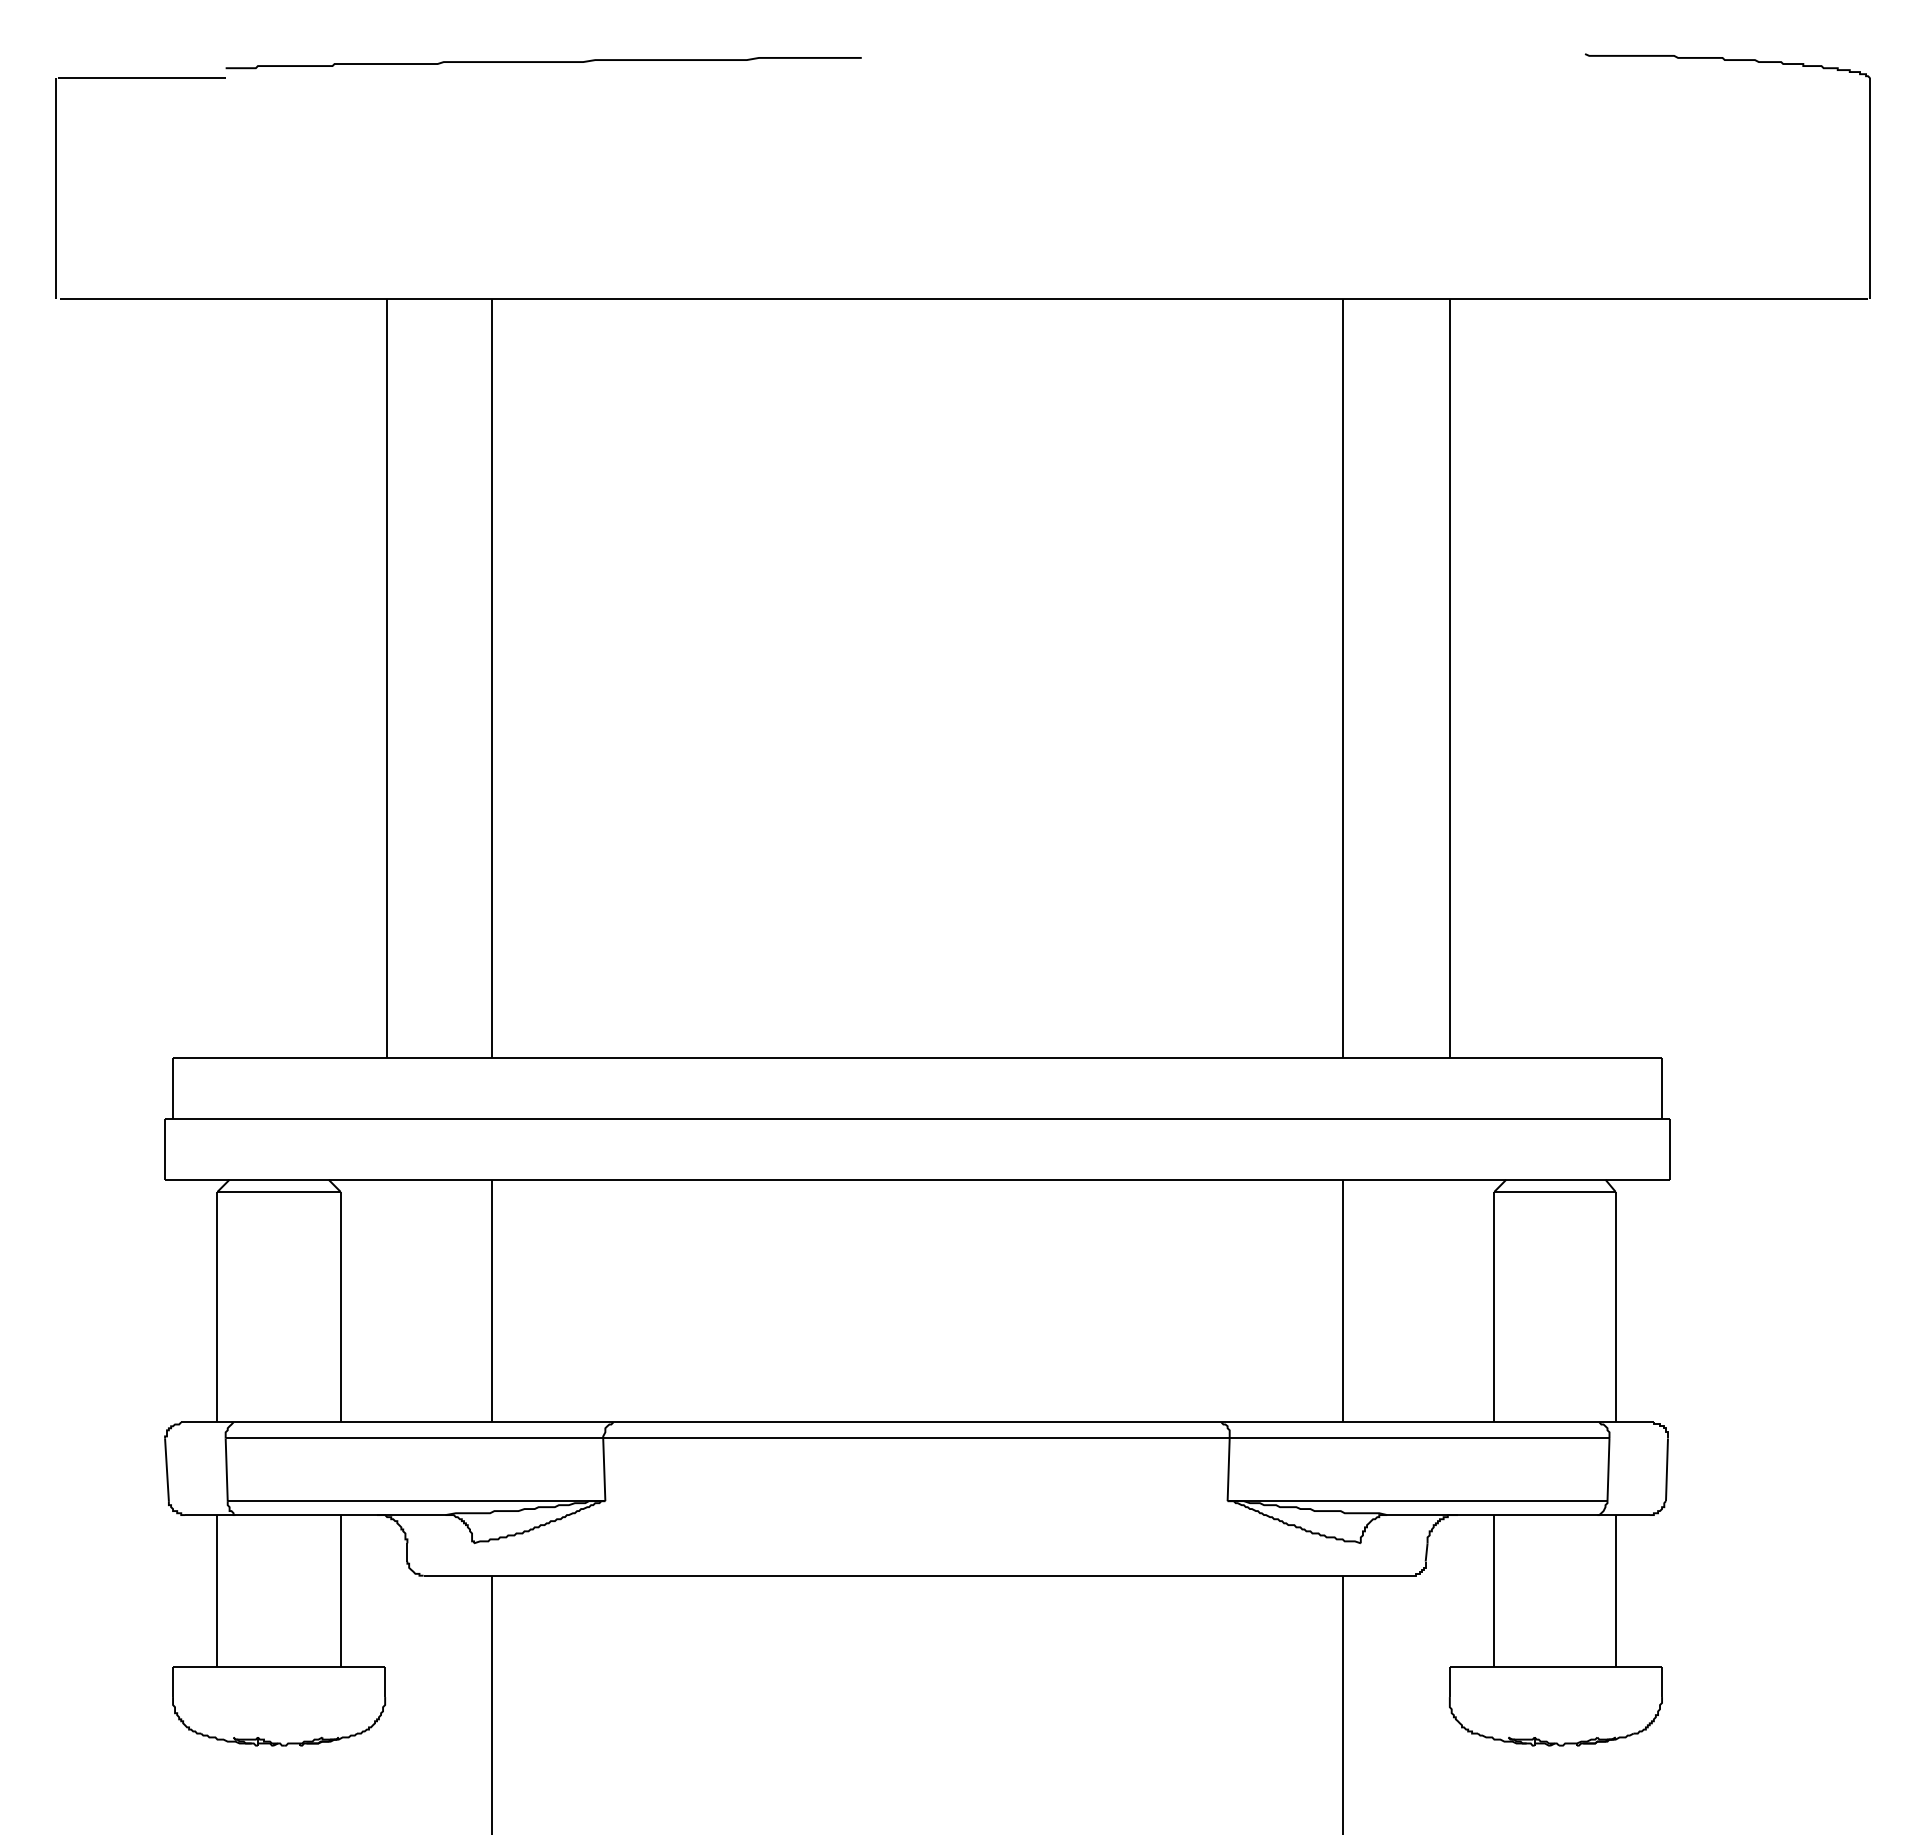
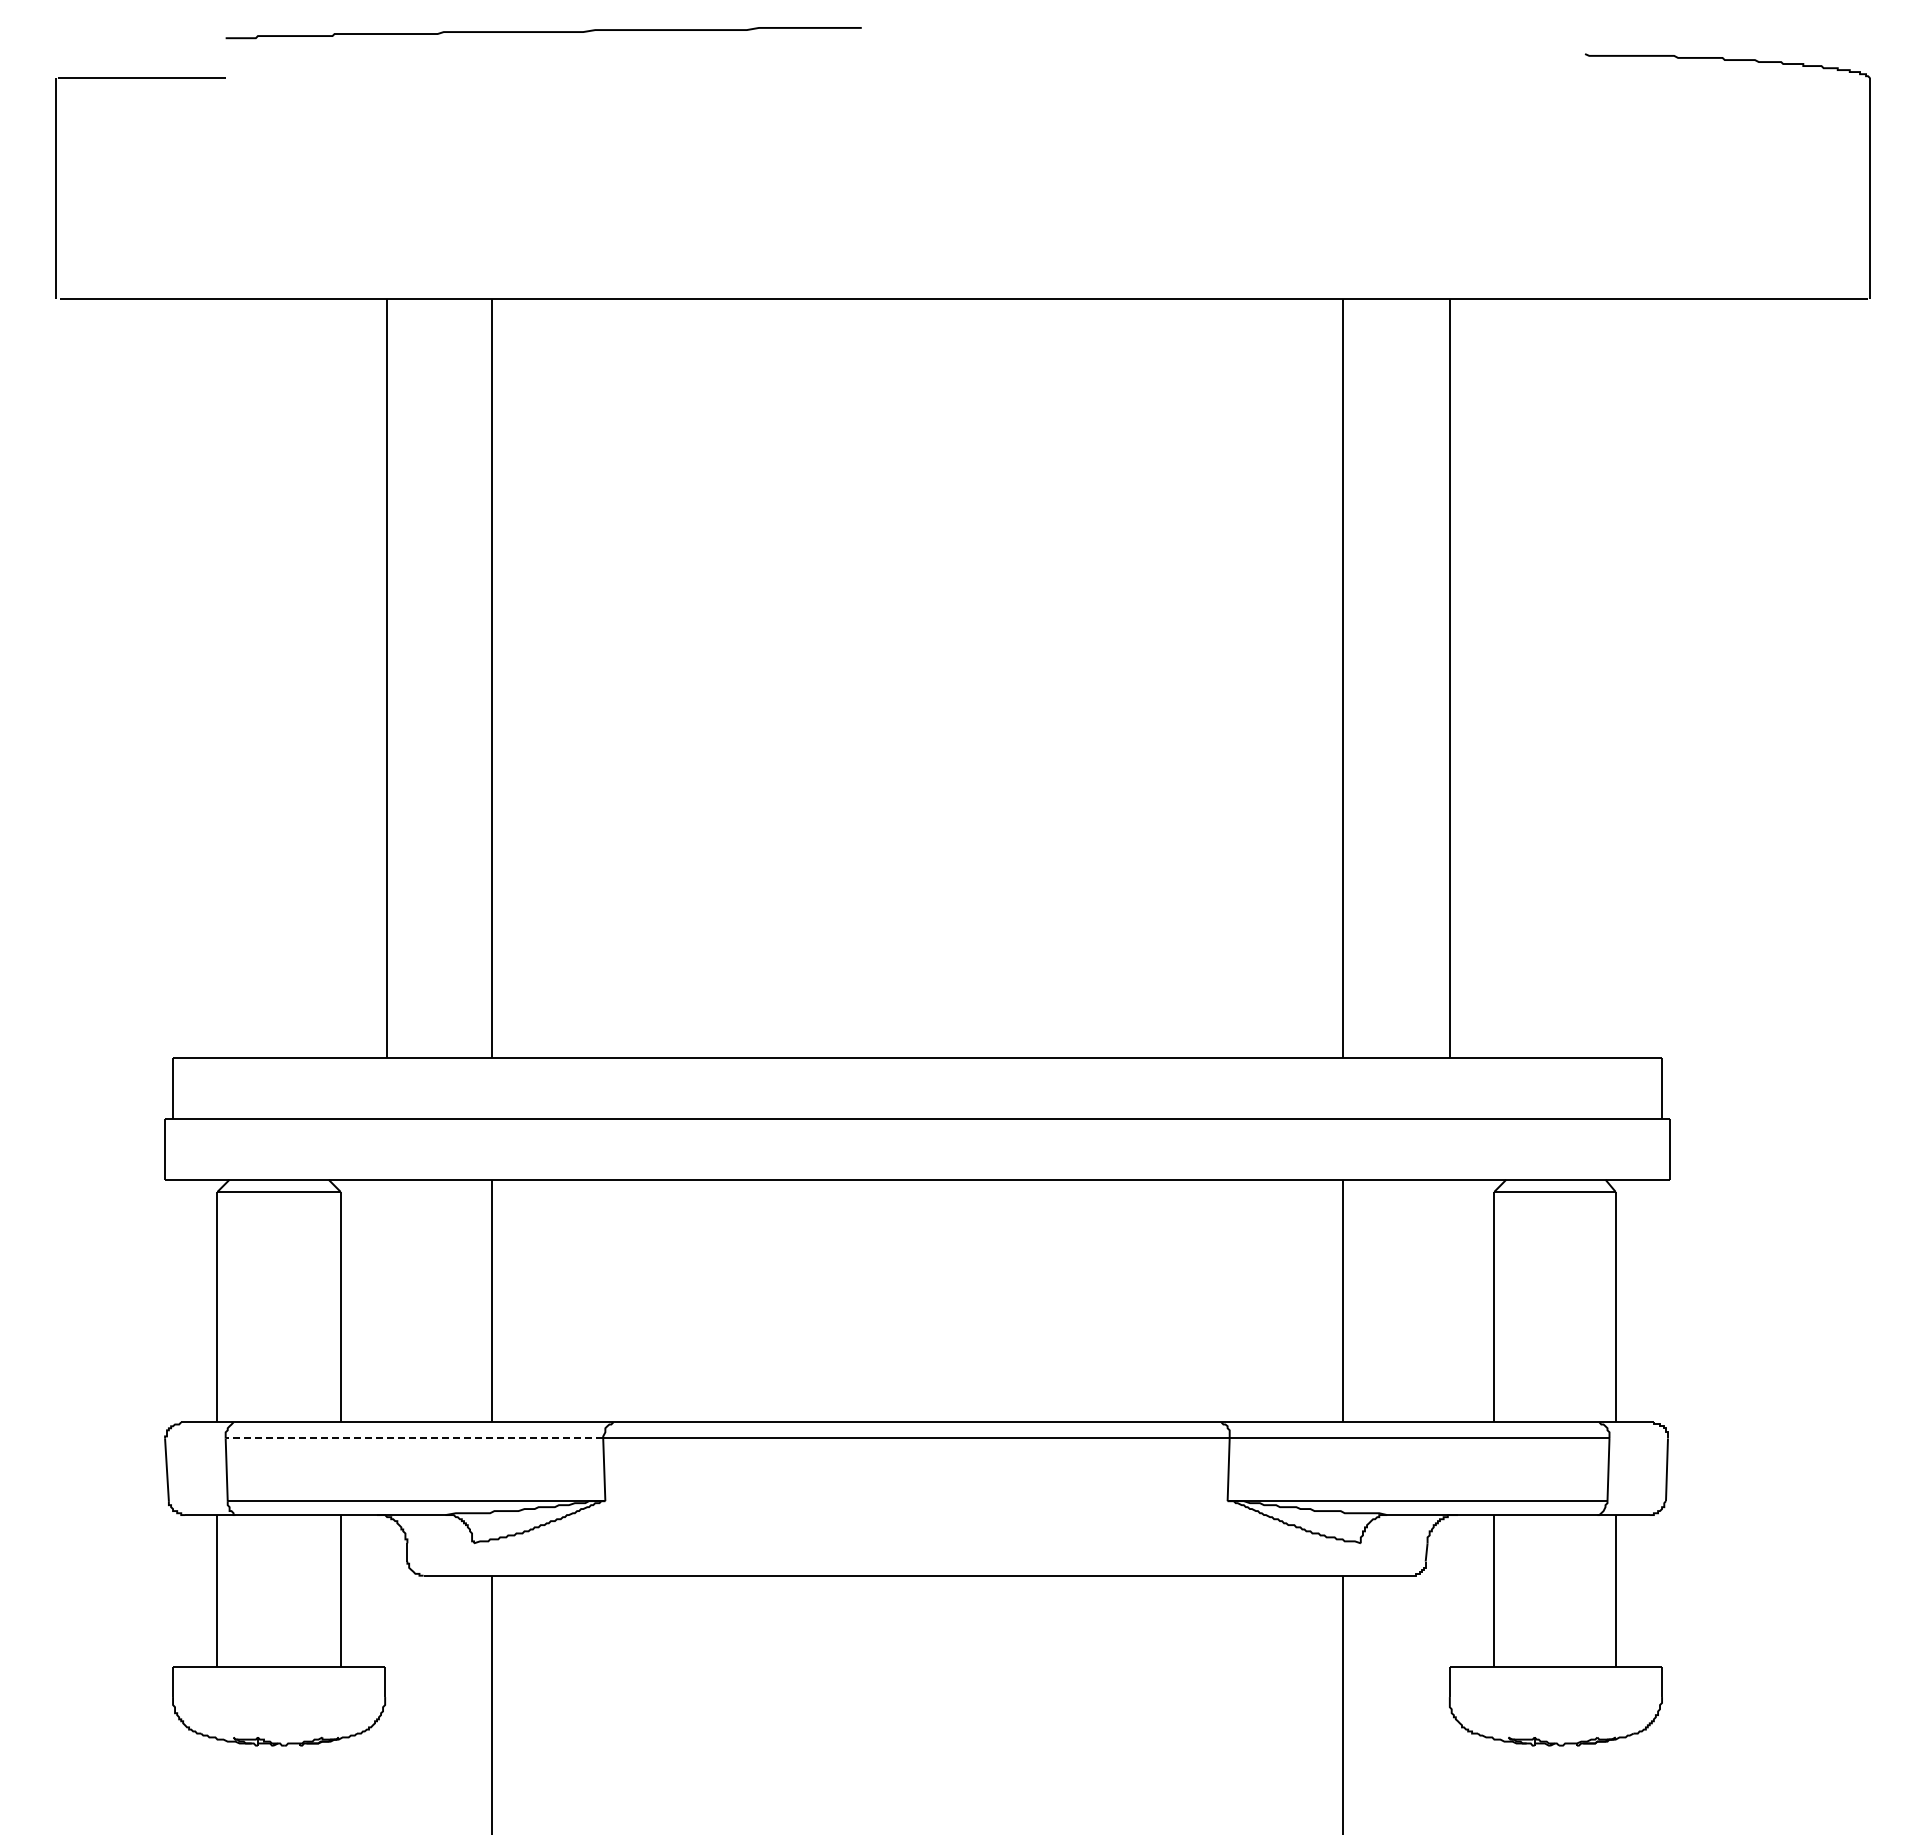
curve position: (543, 62) -> (543, 32) (543, 32)
line: solid -> dashed (414, 1438)
